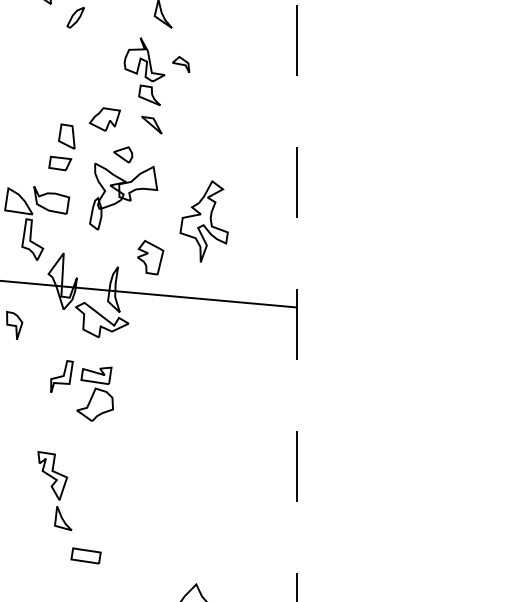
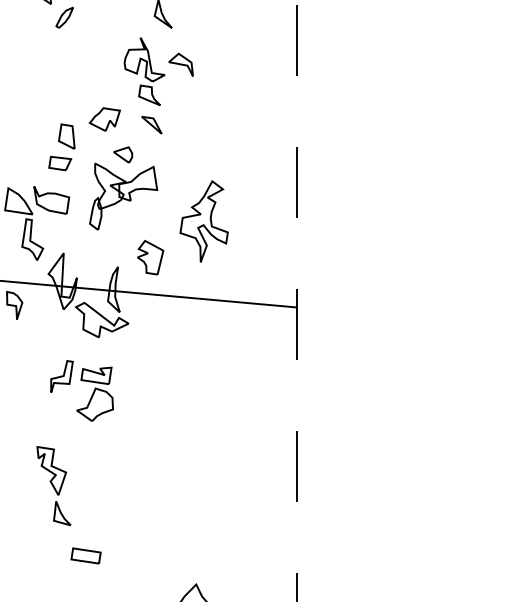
part position: (75, 17) -> (64, 17) (64, 17)
part size: 19x17 px -> 26x25 px (180, 64)
part position: (14, 324) -> (14, 304) (14, 304)
part position: (54, 491) -> (53, 486) (53, 486)
